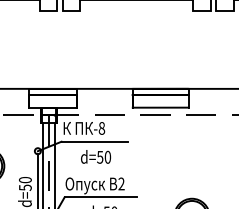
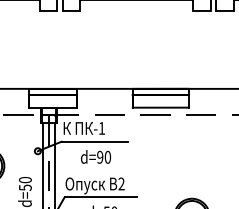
text: -8 -> -1 (101, 128)
text: d=50 -> d=90 (100, 156)
line: present -> none (37, 179)
